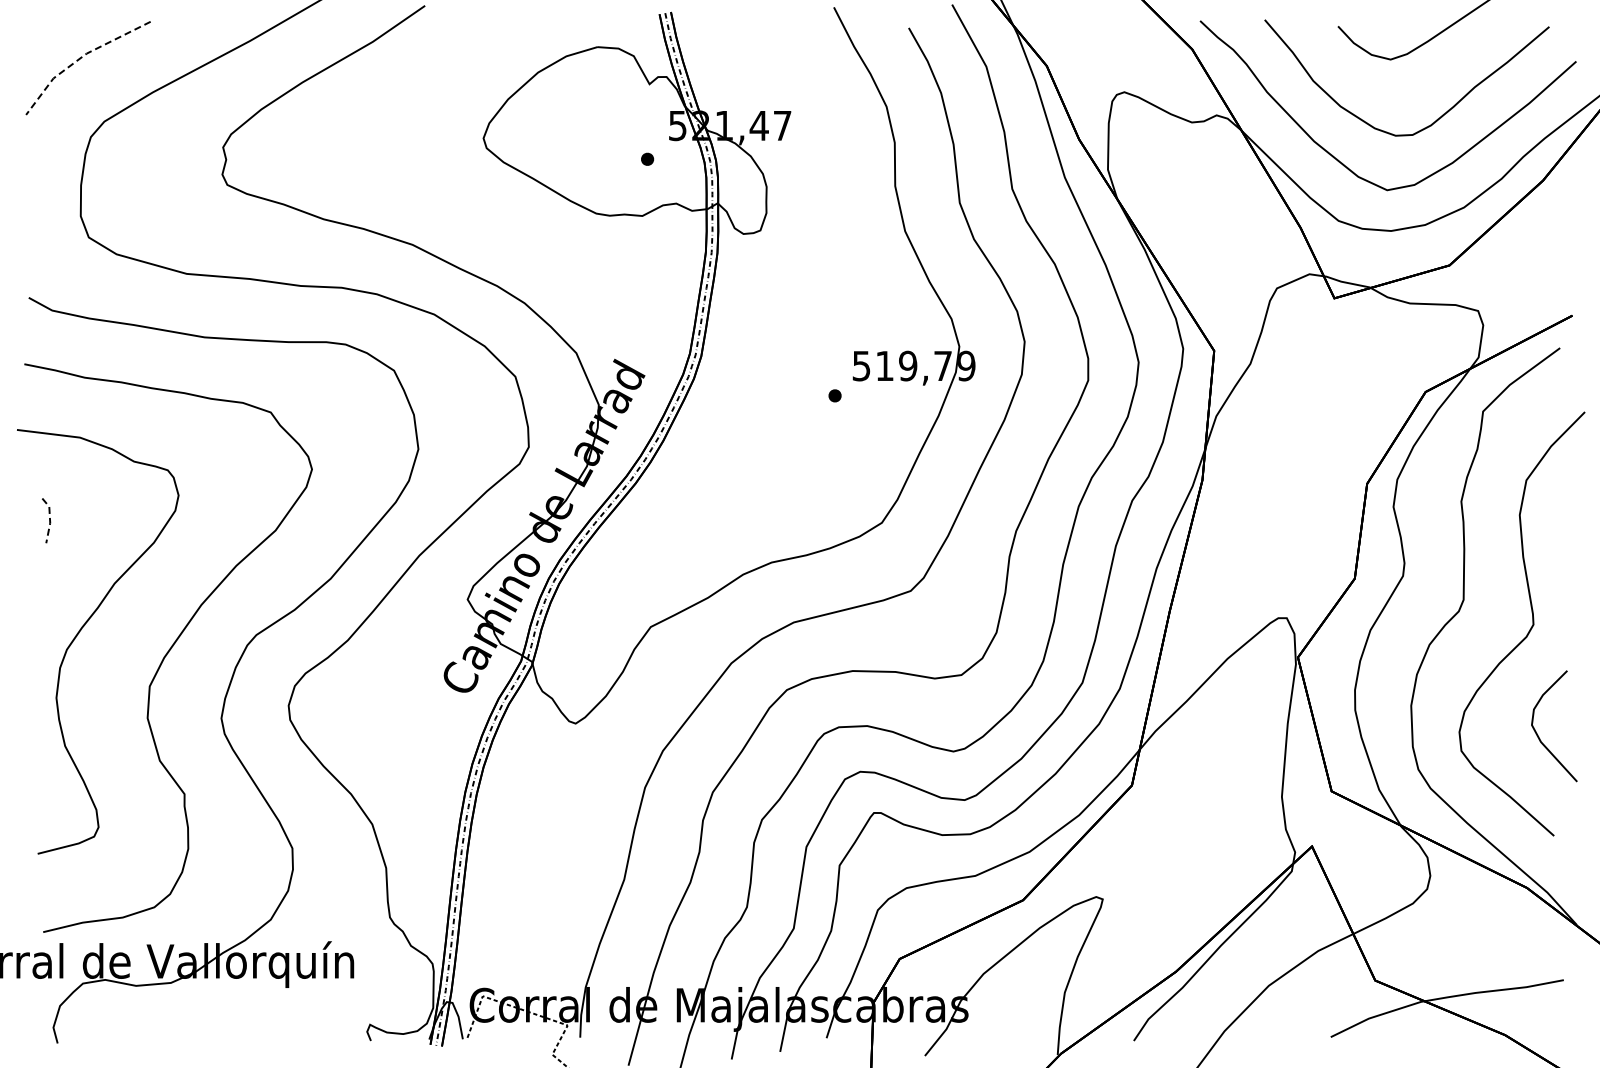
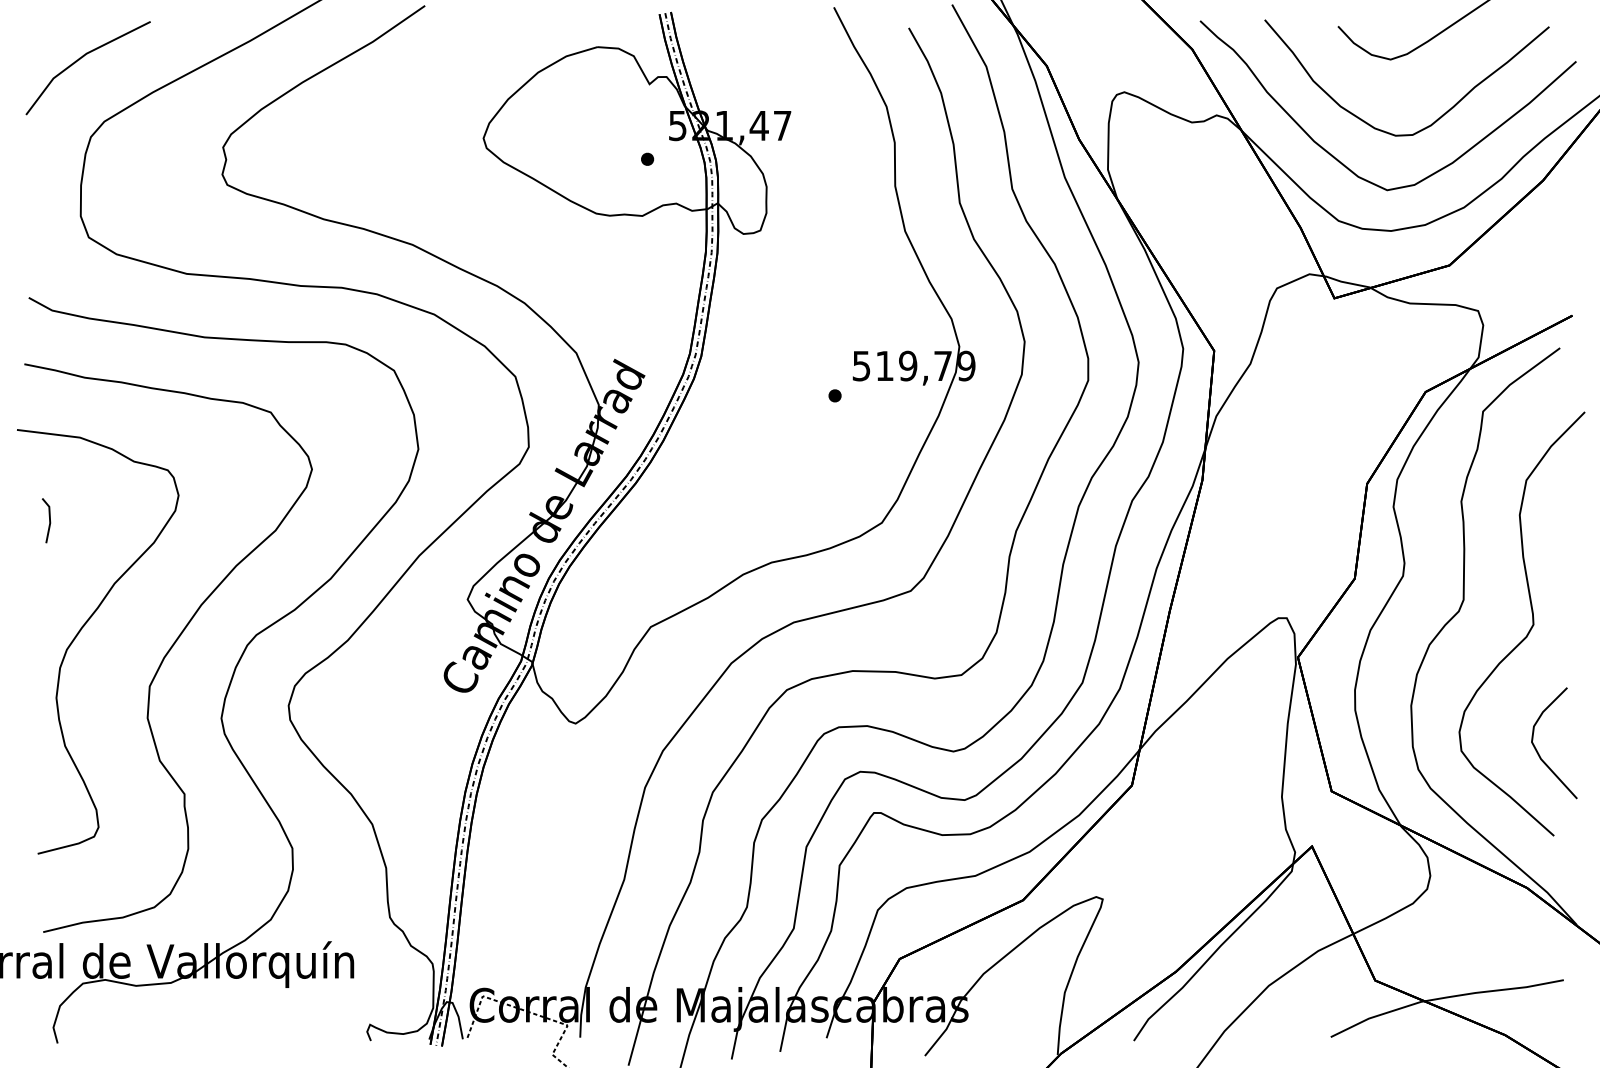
line: dashed -> solid (80, 58)
line: dashed -> solid (50, 520)
curve position: (1539, 736) -> (1539, 753) (1539, 753)
